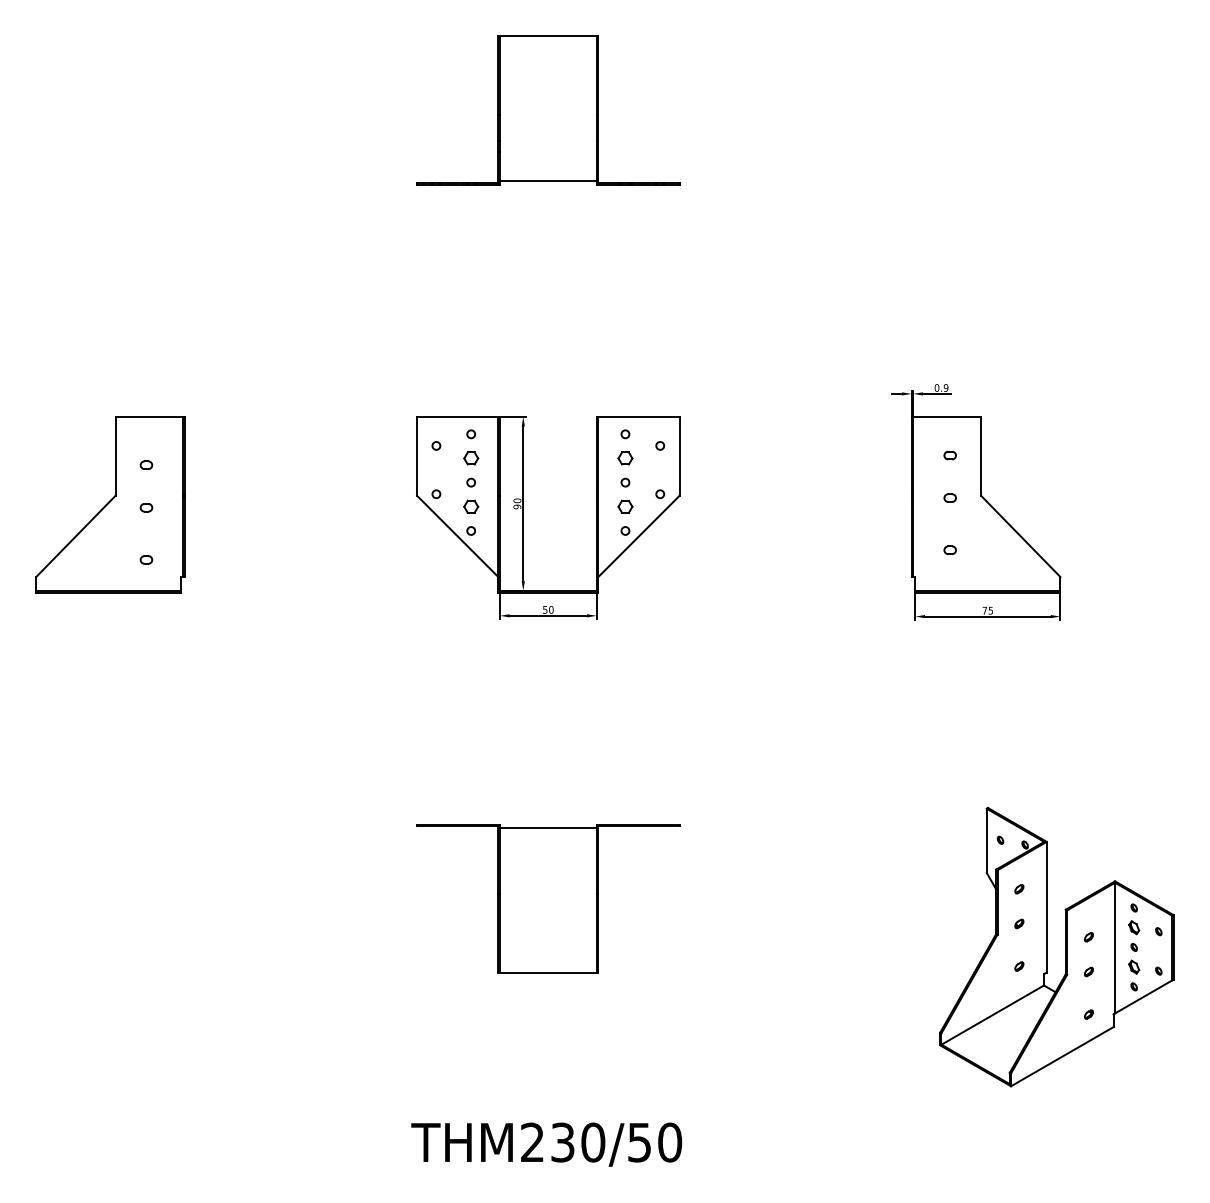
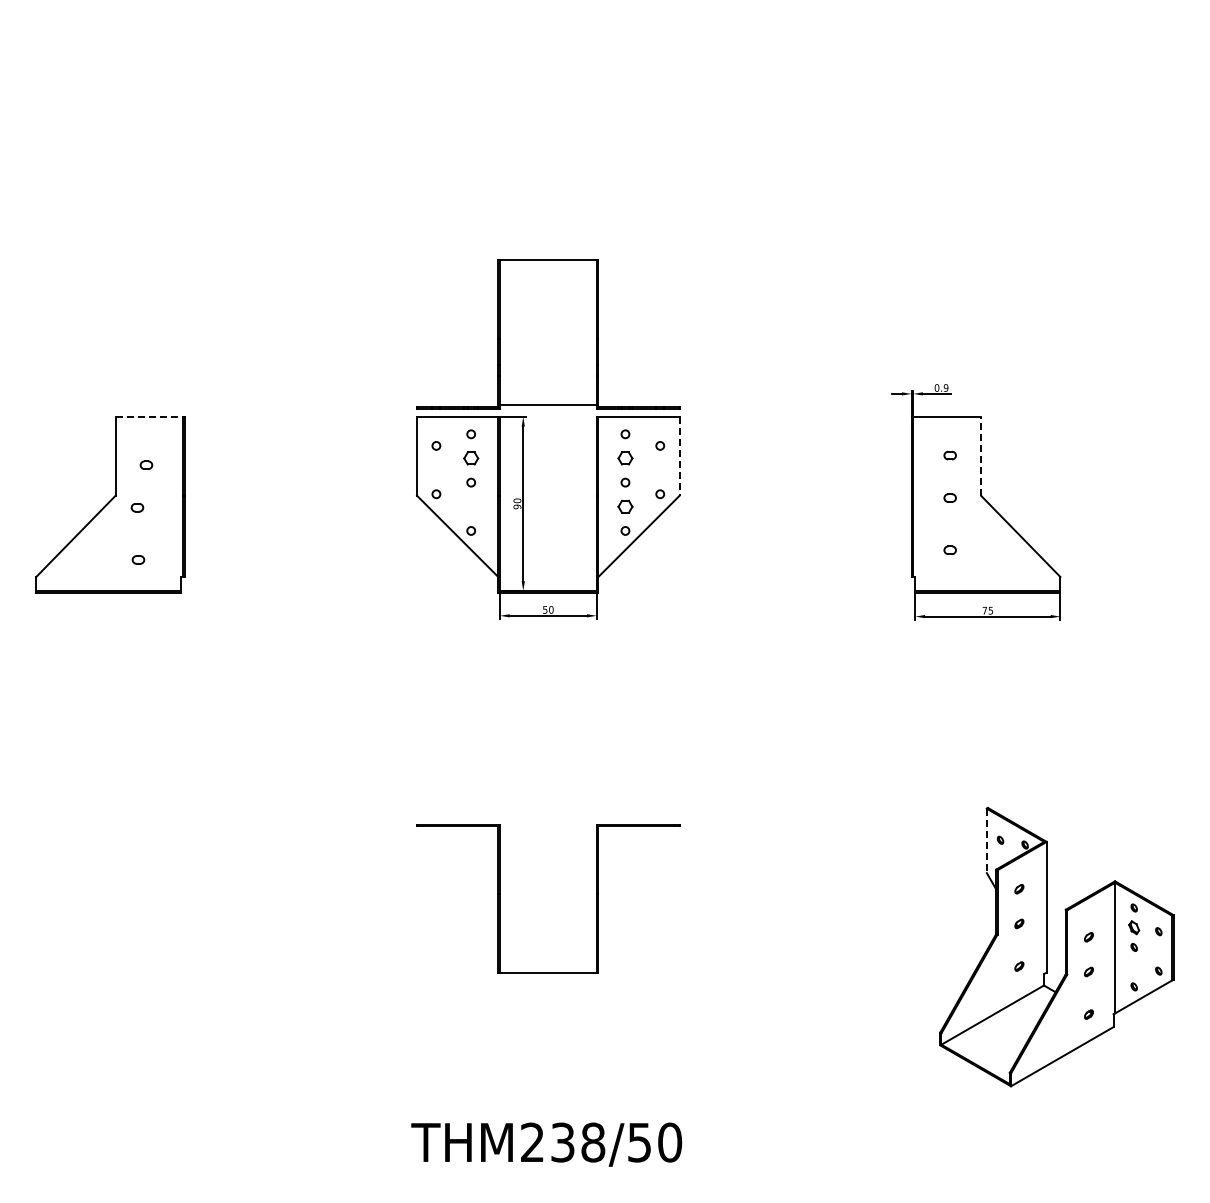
part position: (548, 110) -> (548, 334) (548, 334)
line: solid -> dashed (149, 416)
line: solid -> dashed (981, 455)
line: solid -> dashed (679, 456)
part: present -> none (471, 506)
part position: (146, 507) -> (137, 507) (137, 507)
part position: (146, 559) -> (138, 559) (138, 559)
line: present -> none (548, 828)
line: solid -> dashed (986, 841)
part: present -> none (1134, 966)
text: THM230/50 -> THM238/50 (593, 1142)
